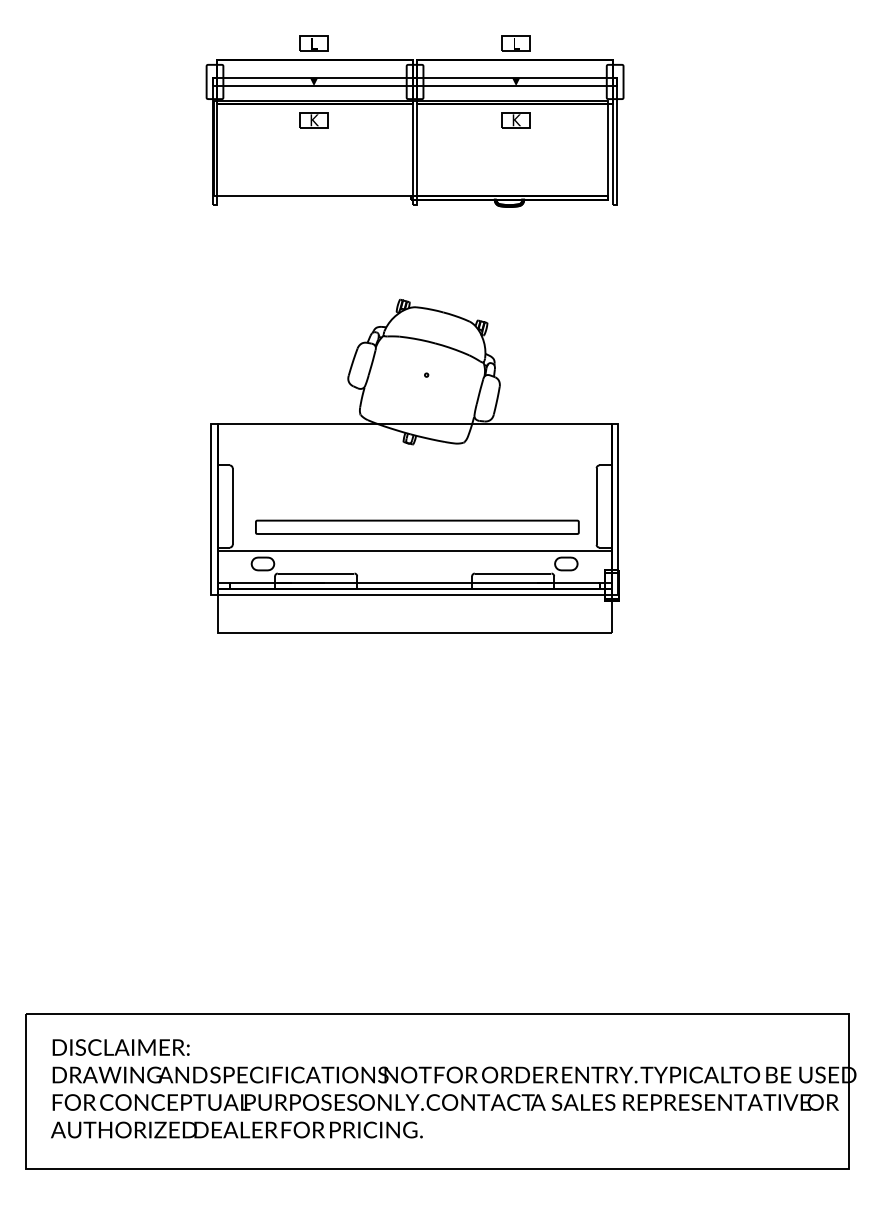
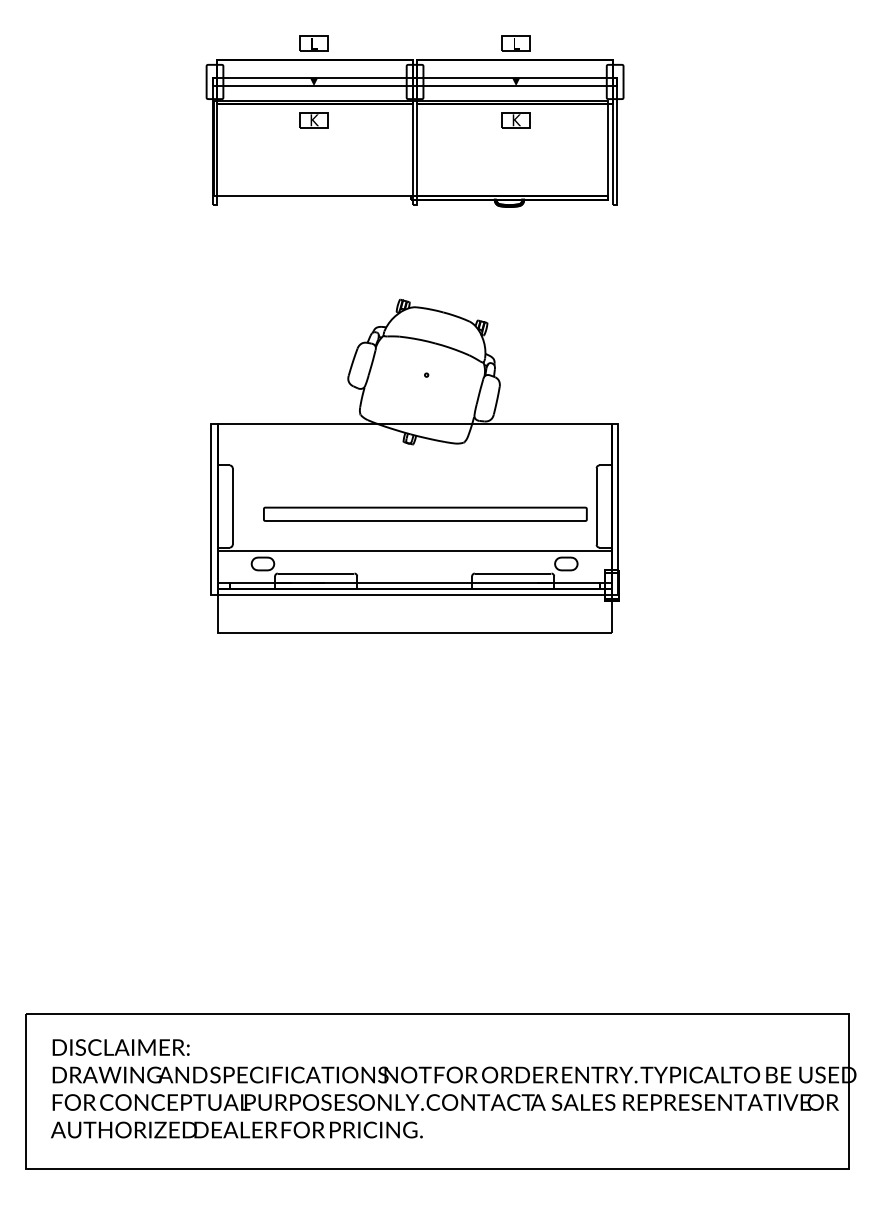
part position: (417, 526) -> (425, 513) (425, 513)
